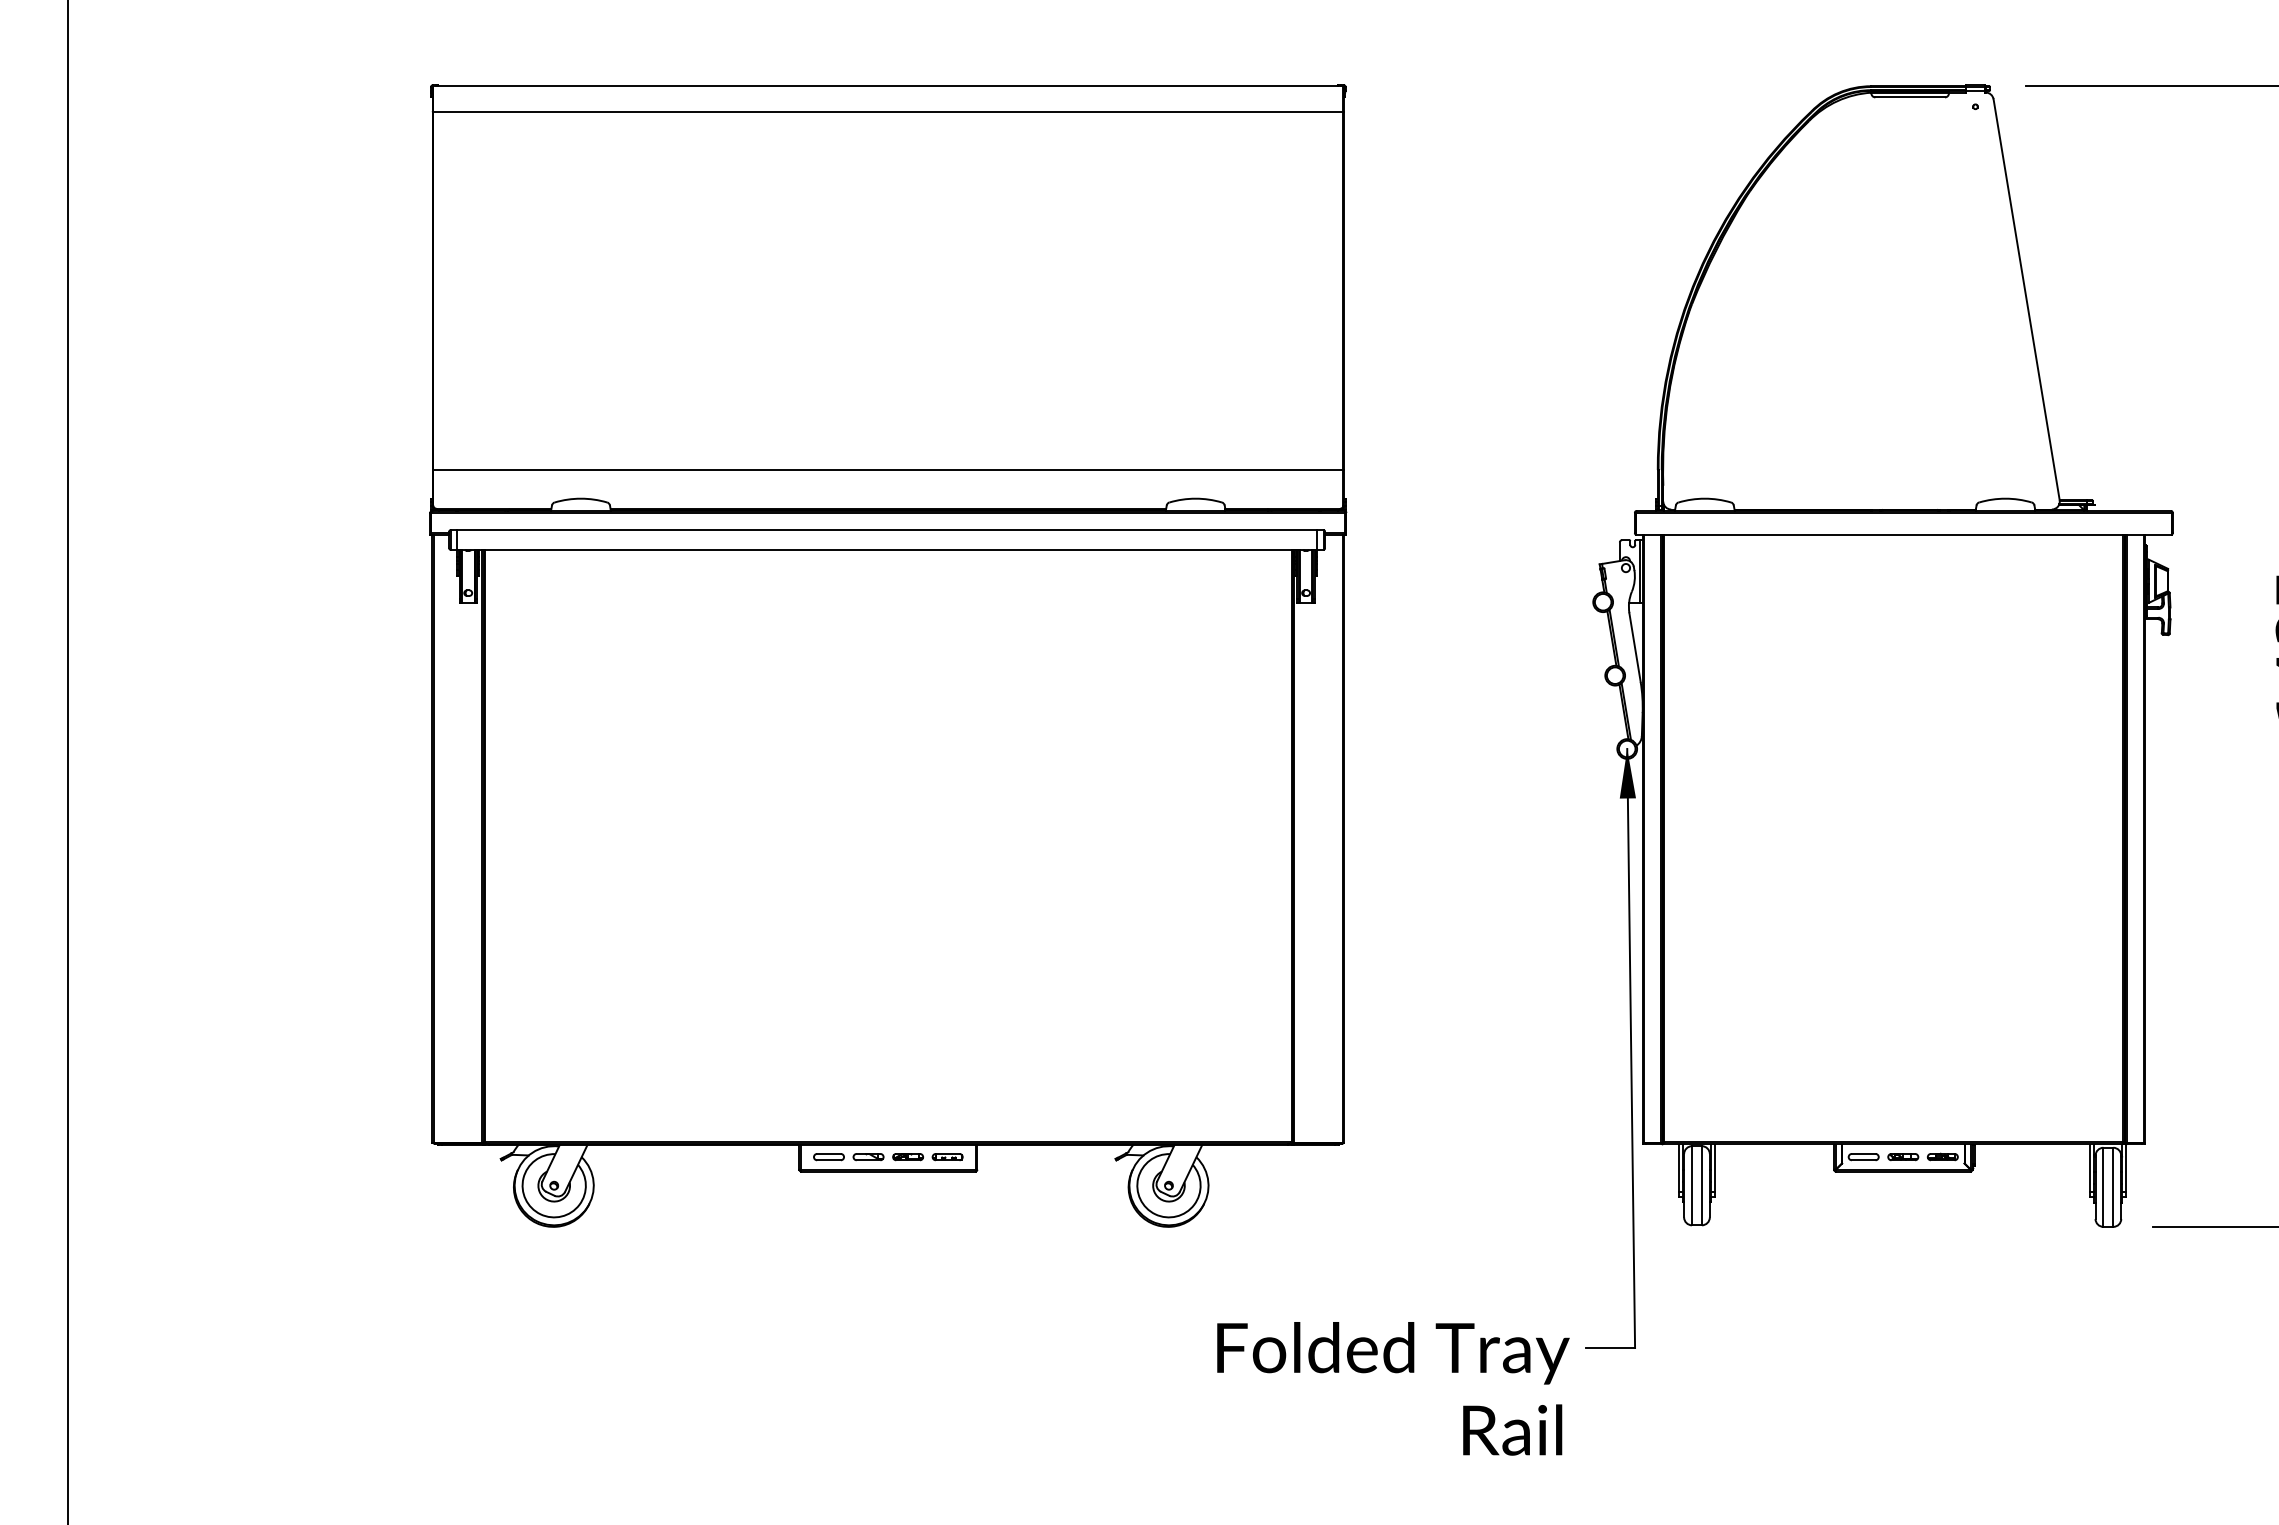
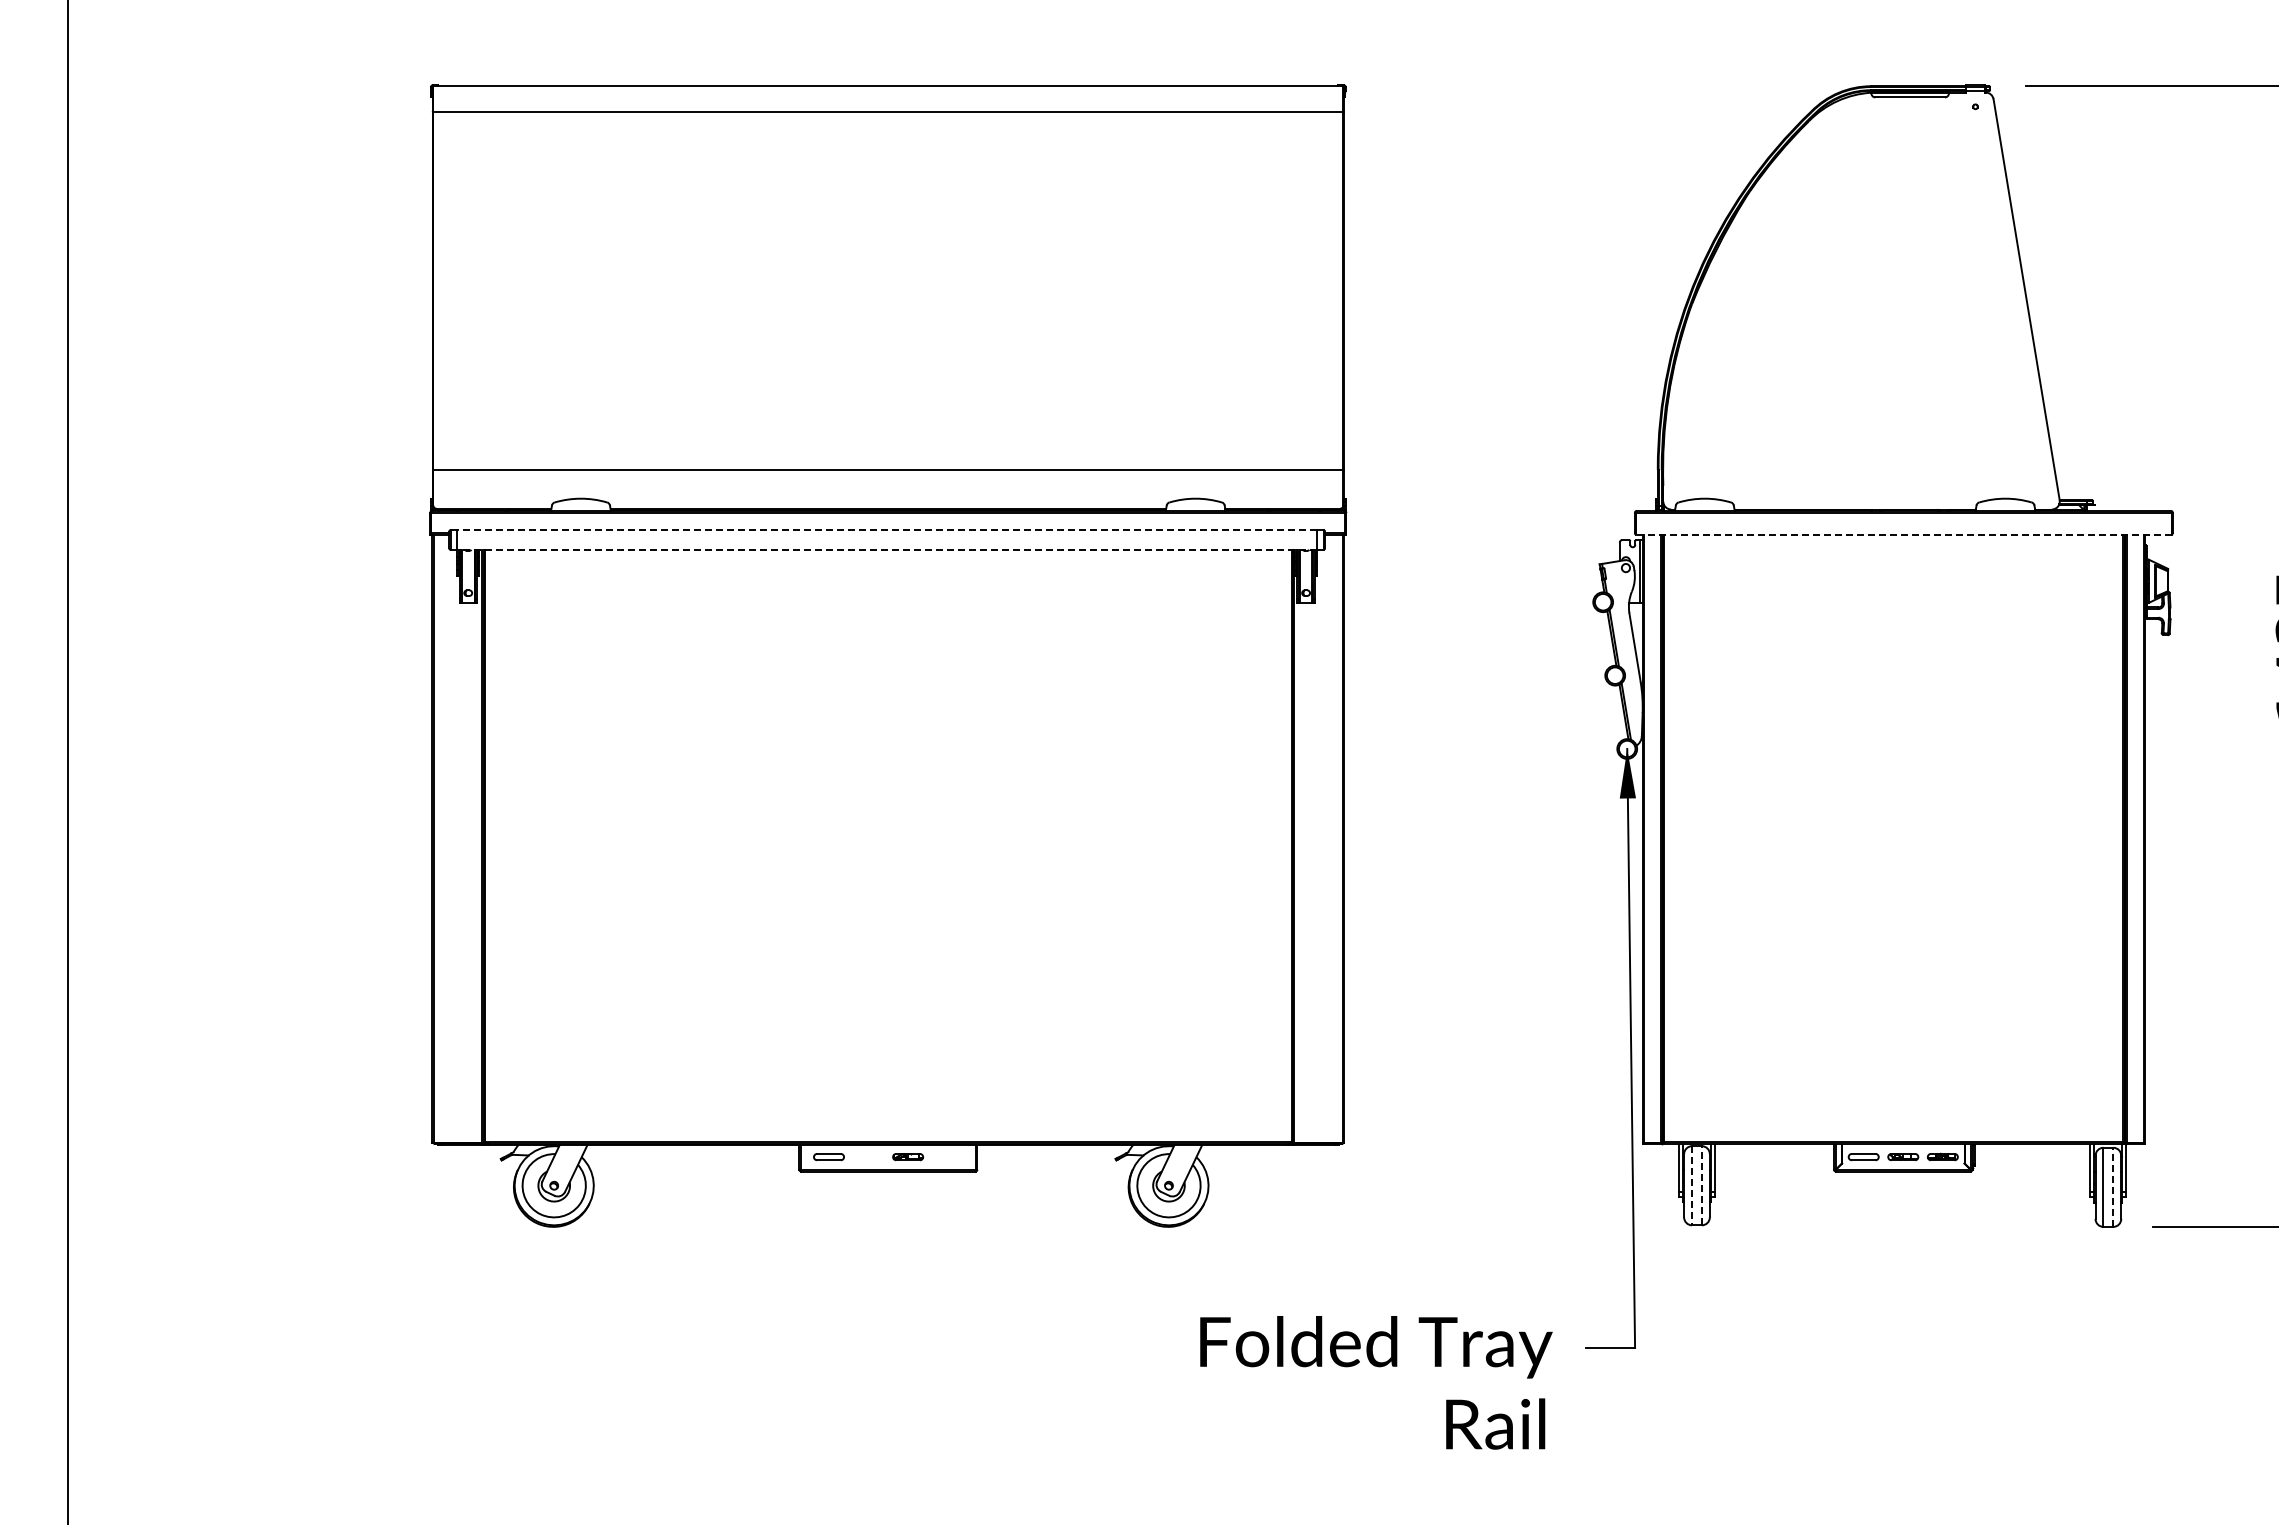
line: solid -> dashed (886, 530)
line: solid -> dashed (1903, 534)
line: solid -> dashed (886, 549)
part: present -> none (868, 1157)
part: present -> none (947, 1157)
line: solid -> dashed (1692, 1185)
line: solid -> dashed (1701, 1185)
line: solid -> dashed (2113, 1187)
text position: (1393, 1388) -> (1376, 1382) (1376, 1382)
